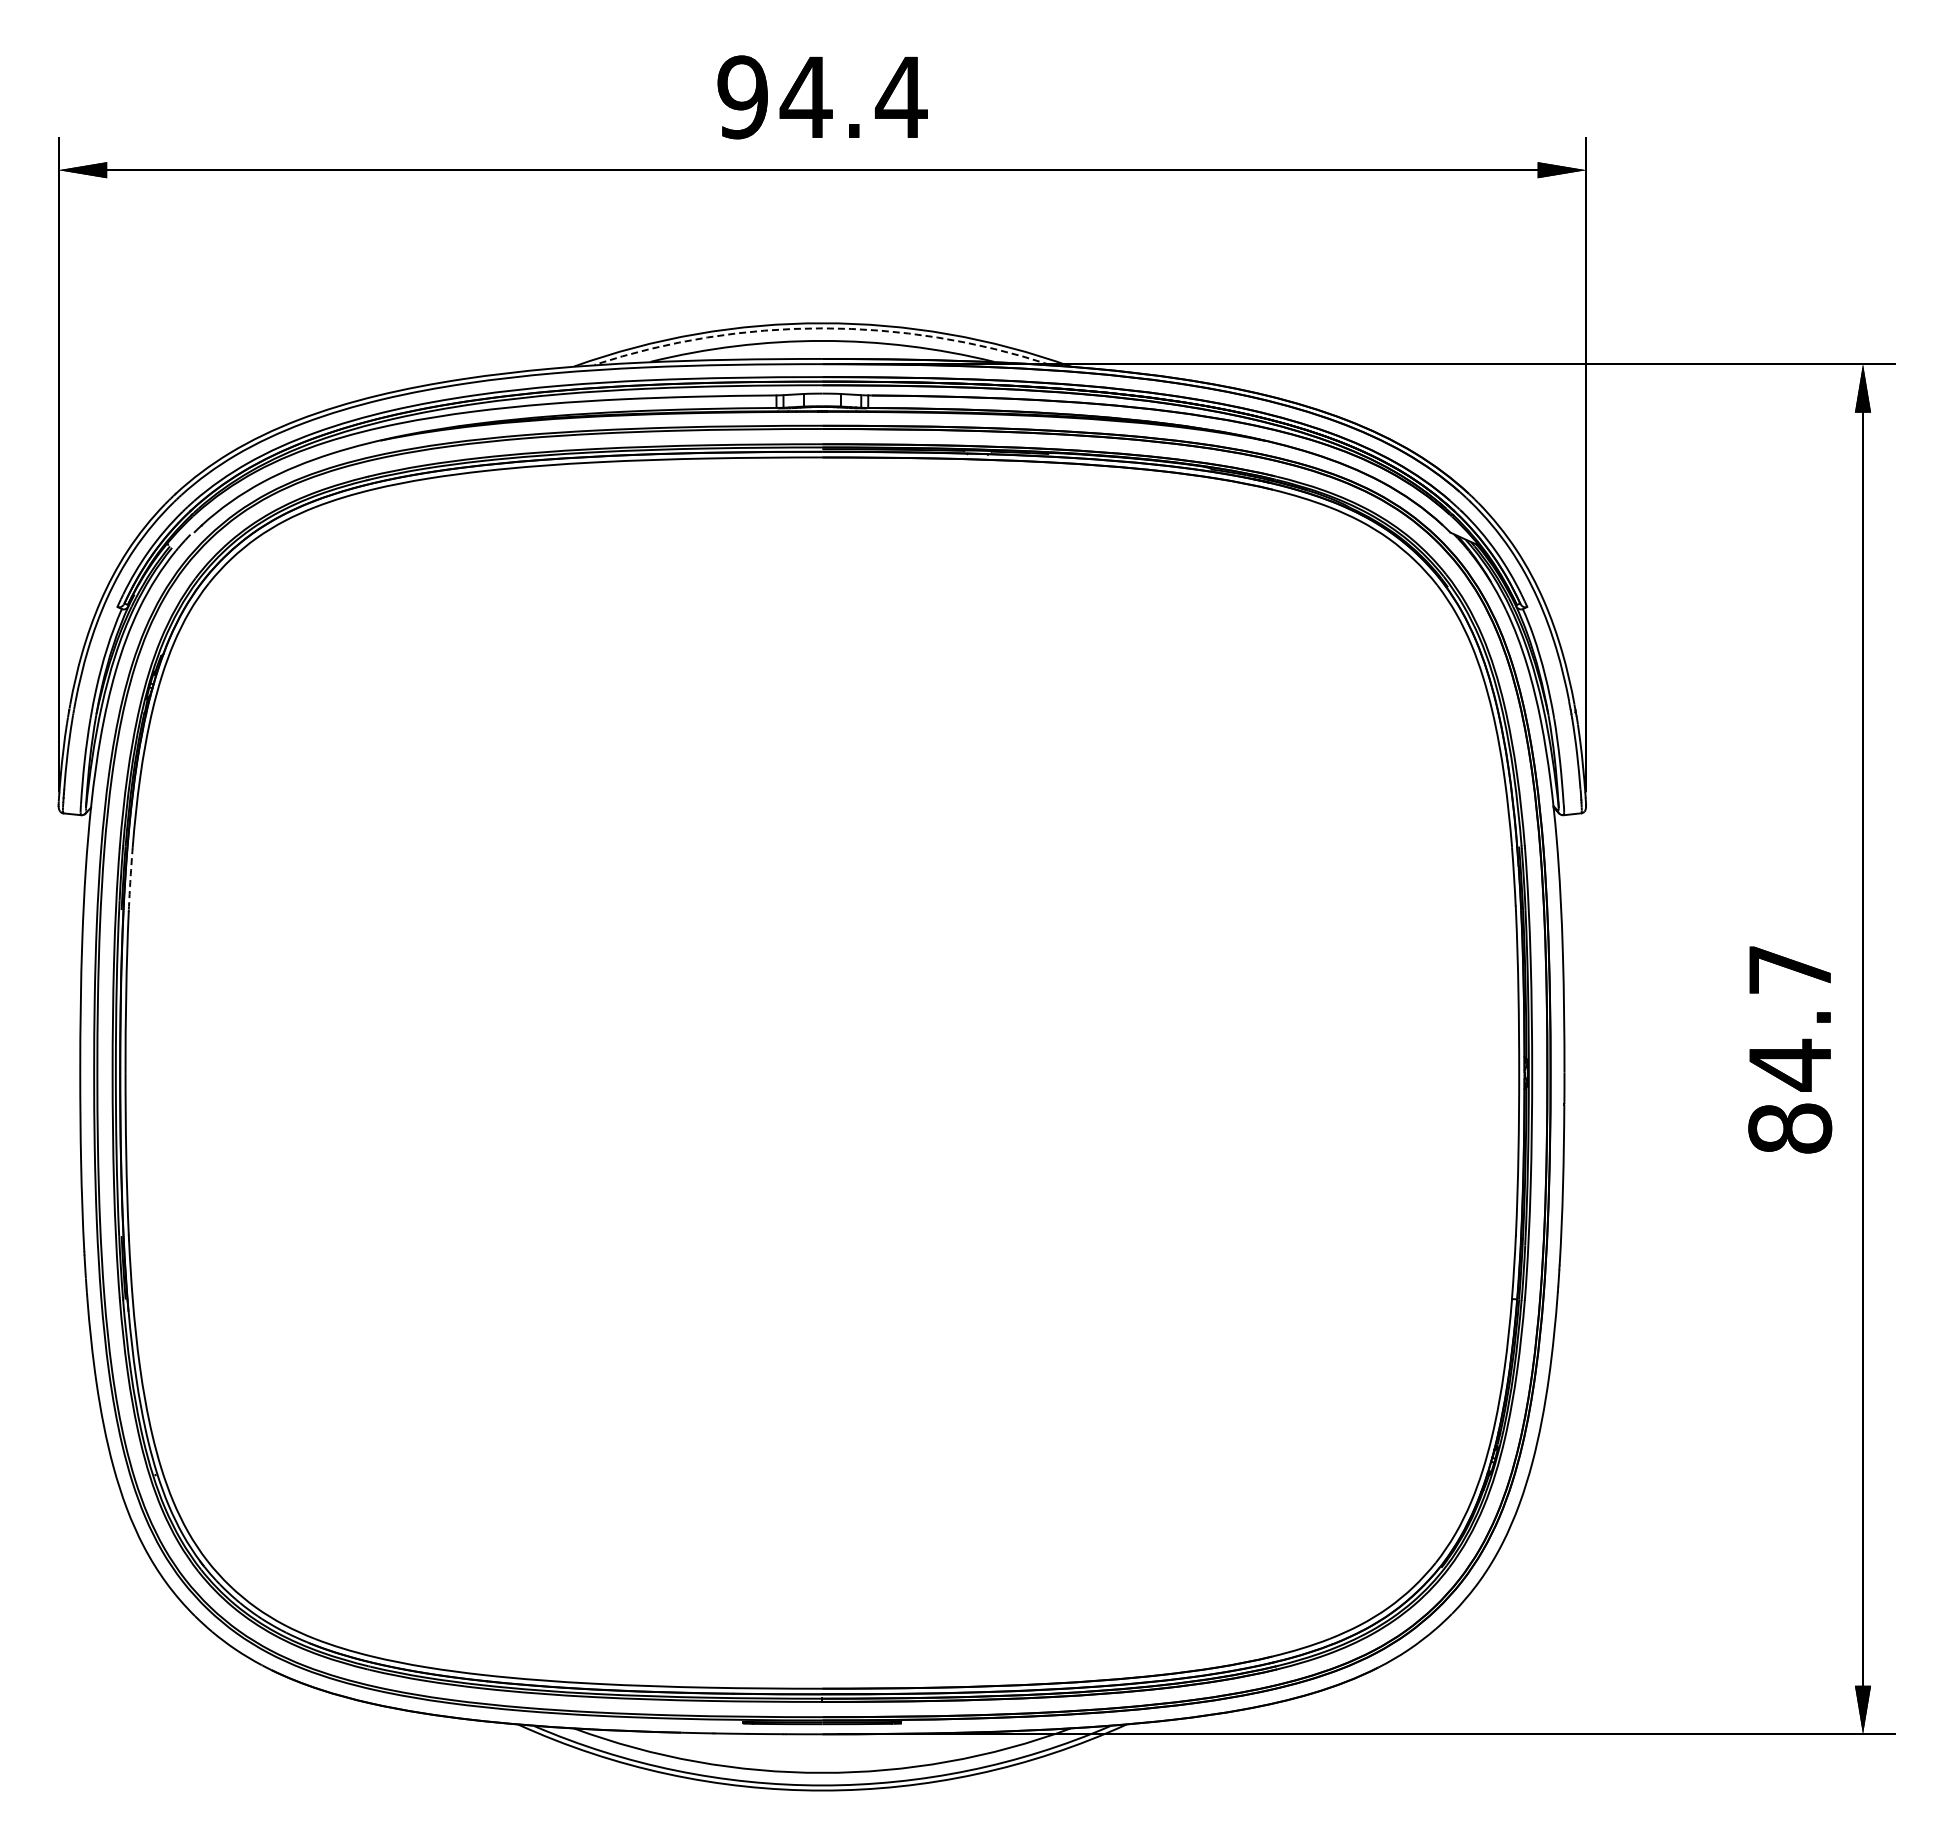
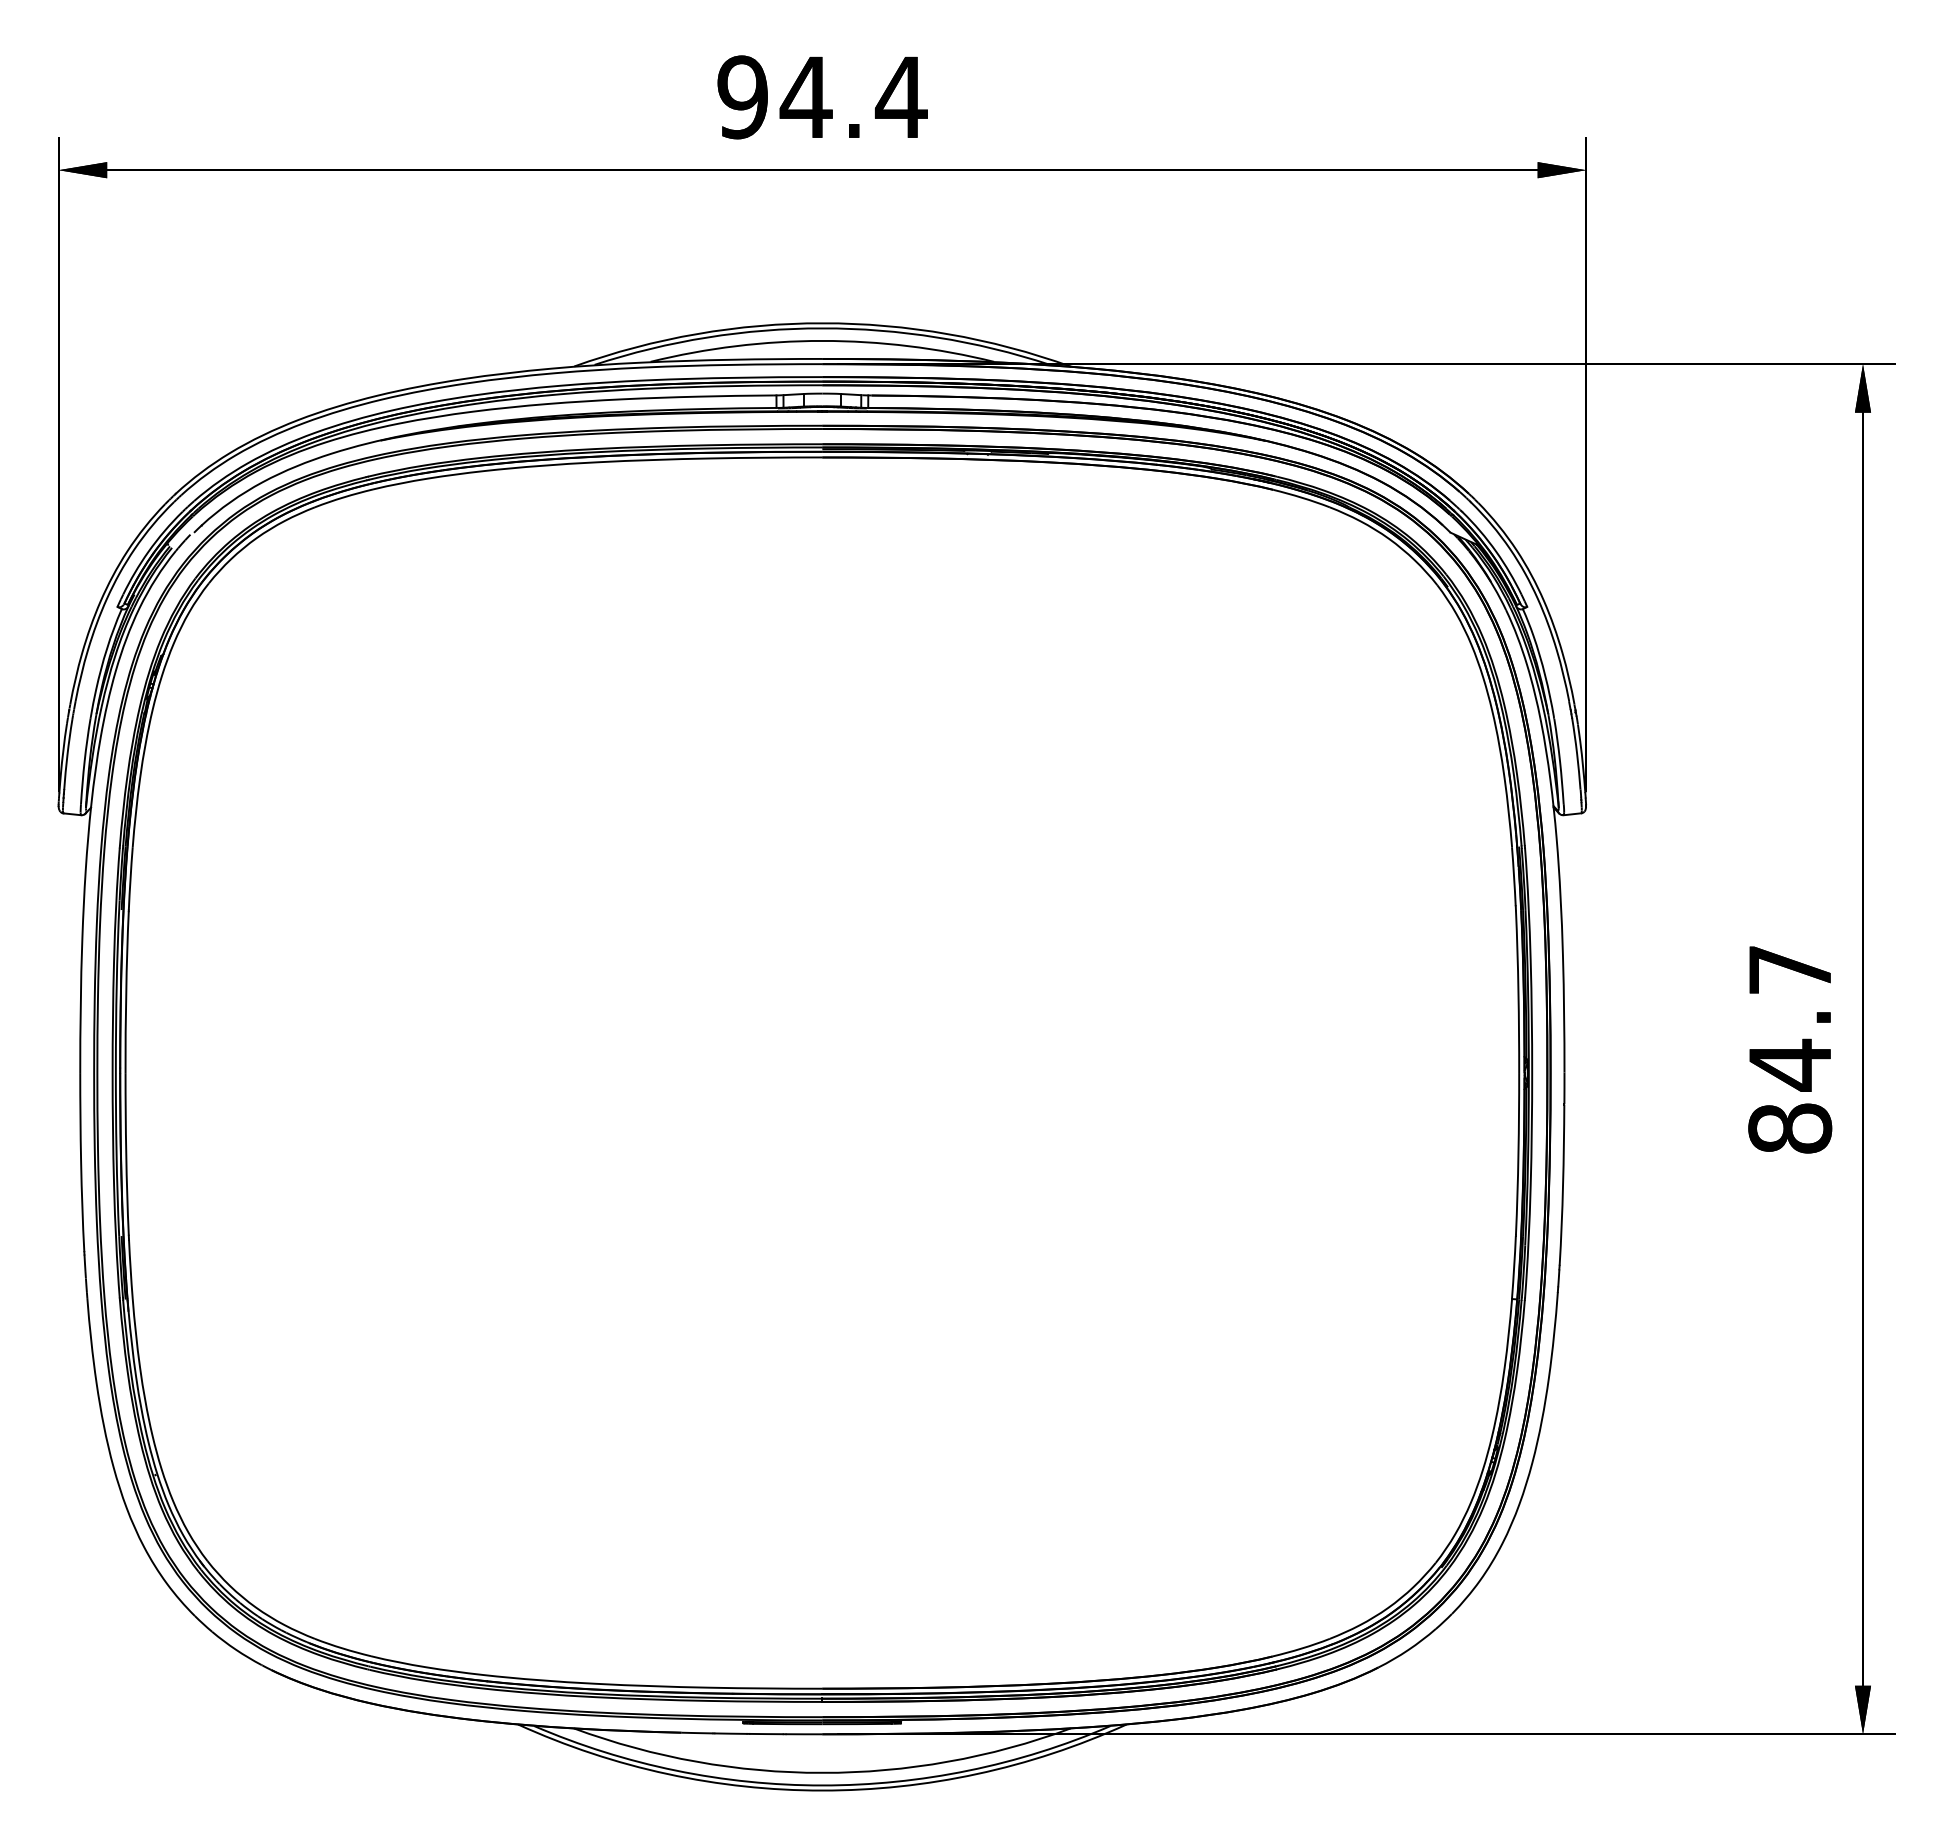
arc: dashed -> solid (822, 328)
arc: dashed -> solid (130, 878)
